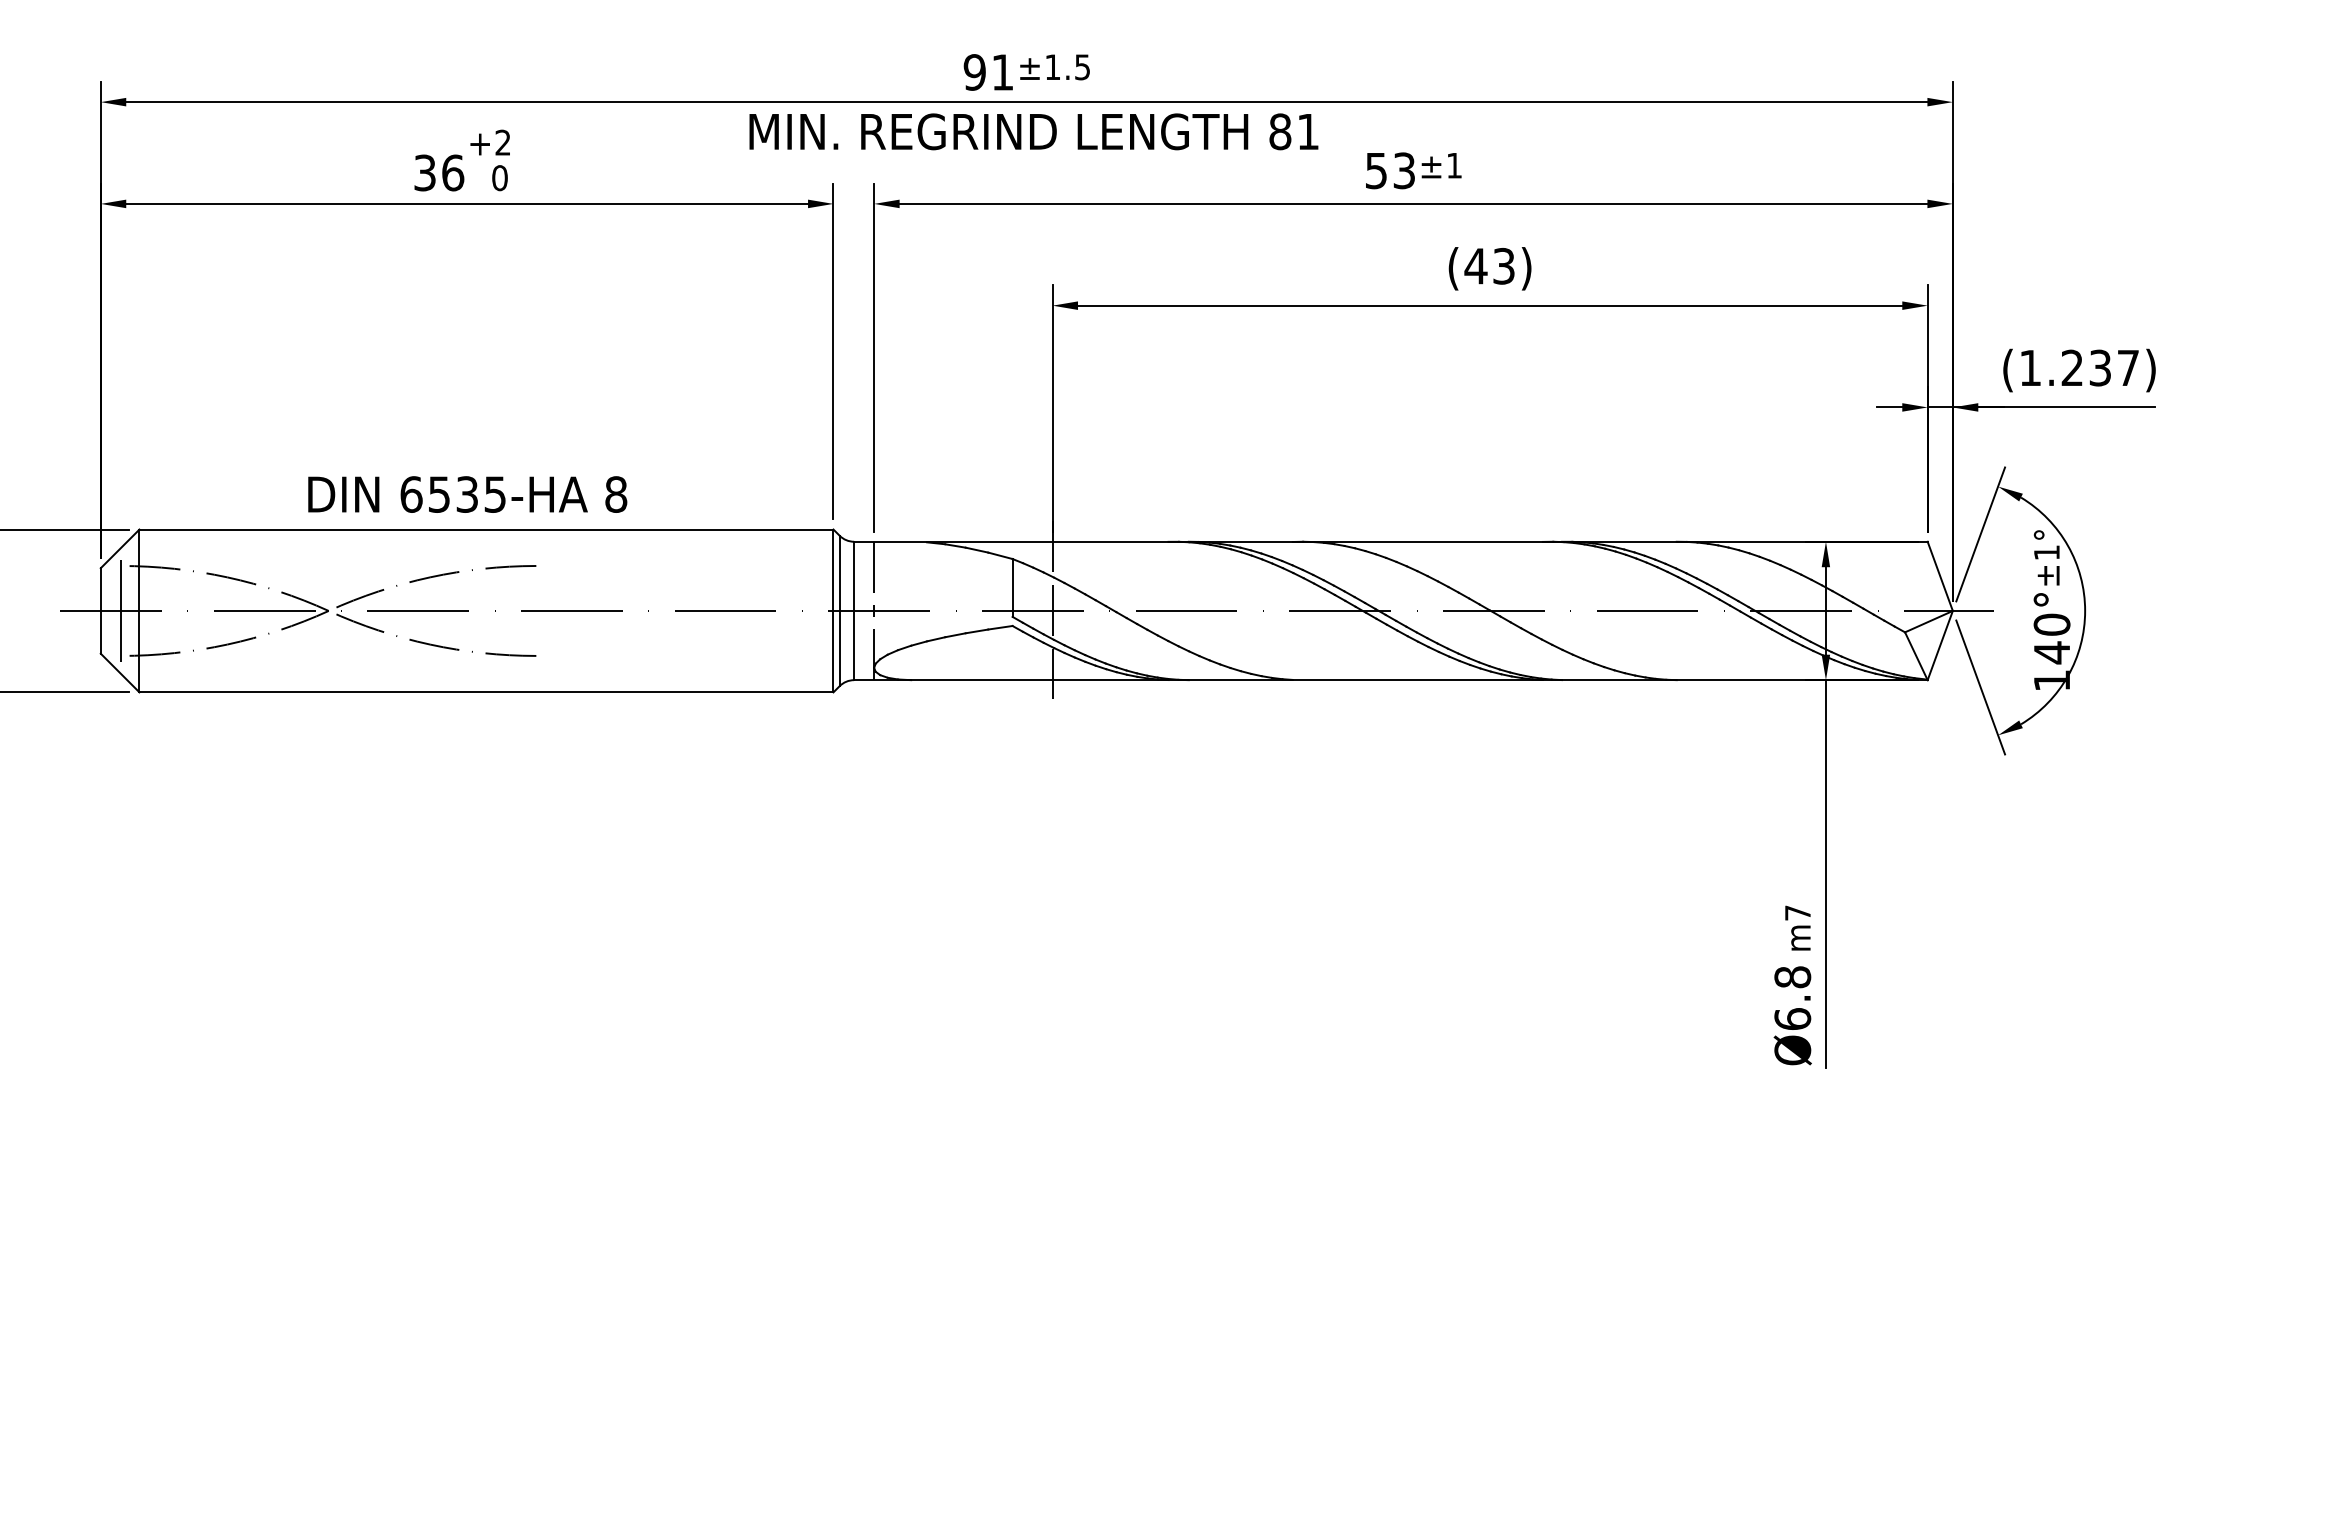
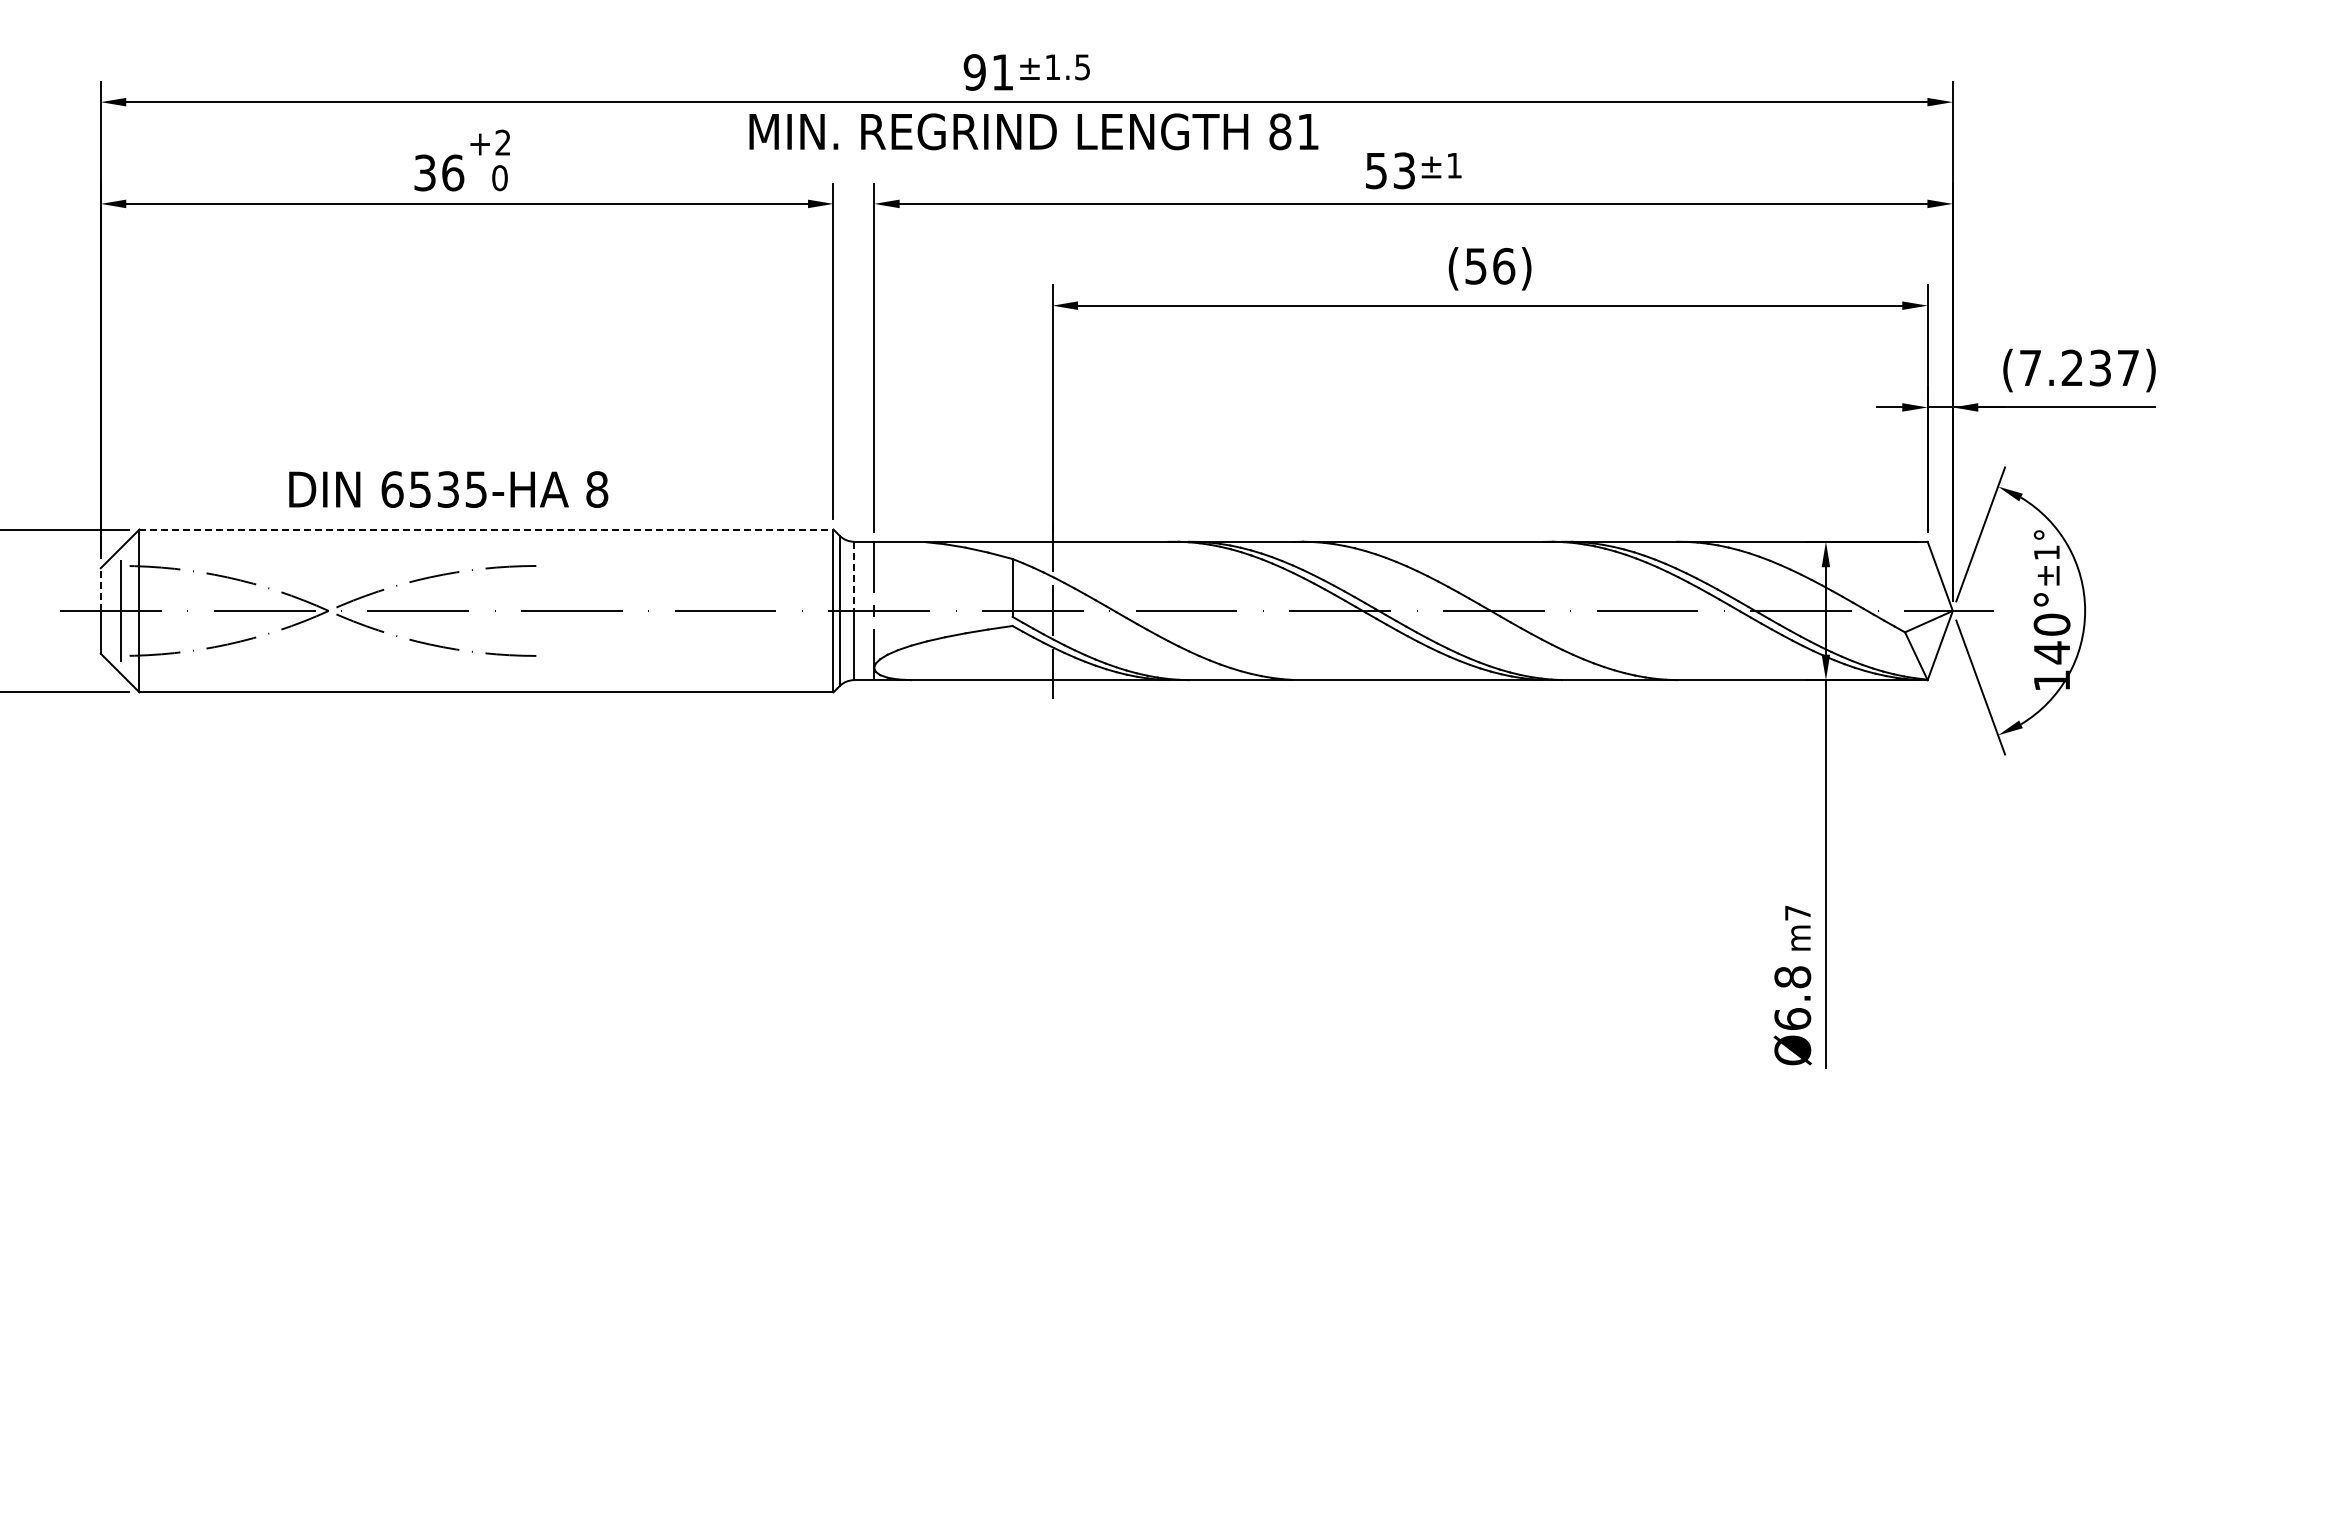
text: (43) -> (56) (1489, 265)
text: (1.237) -> (7.237) (2030, 367)
text position: (467, 494) -> (448, 489) (448, 489)
line: solid -> dashed (486, 529)
line: solid -> dashed (854, 576)
line: solid -> dashed (100, 589)
